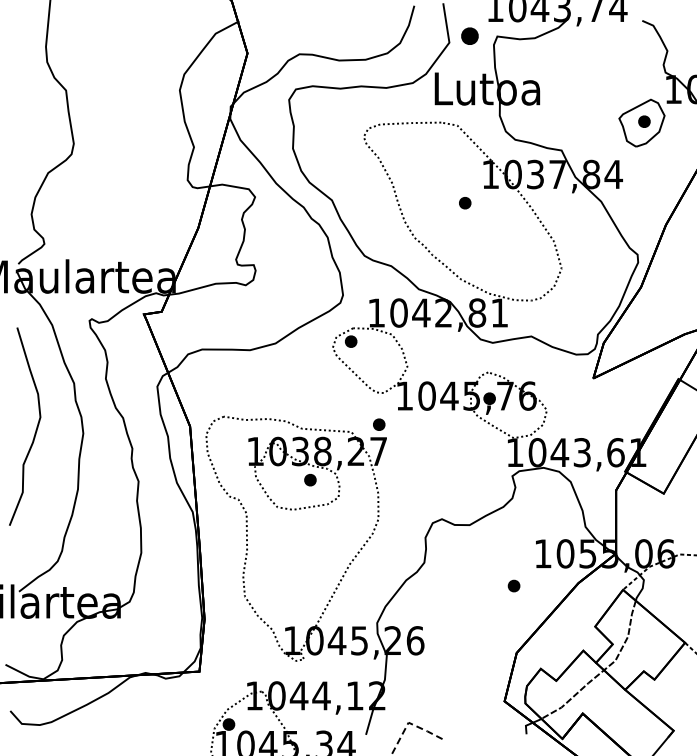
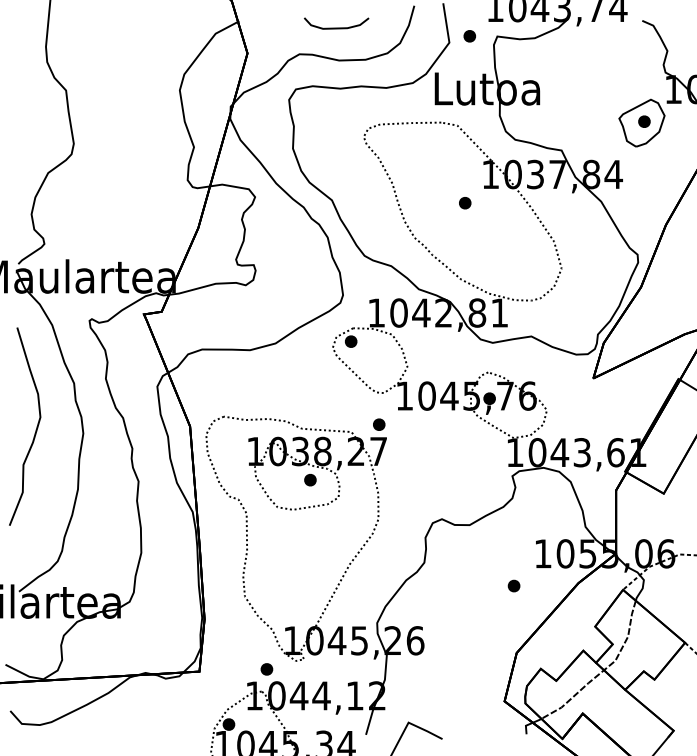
curve: none -> present (336, 27)
part size: 18x18 px -> 13x13 px (469, 36)
part: none -> present (266, 669)
line: dashed -> solid (408, 722)
